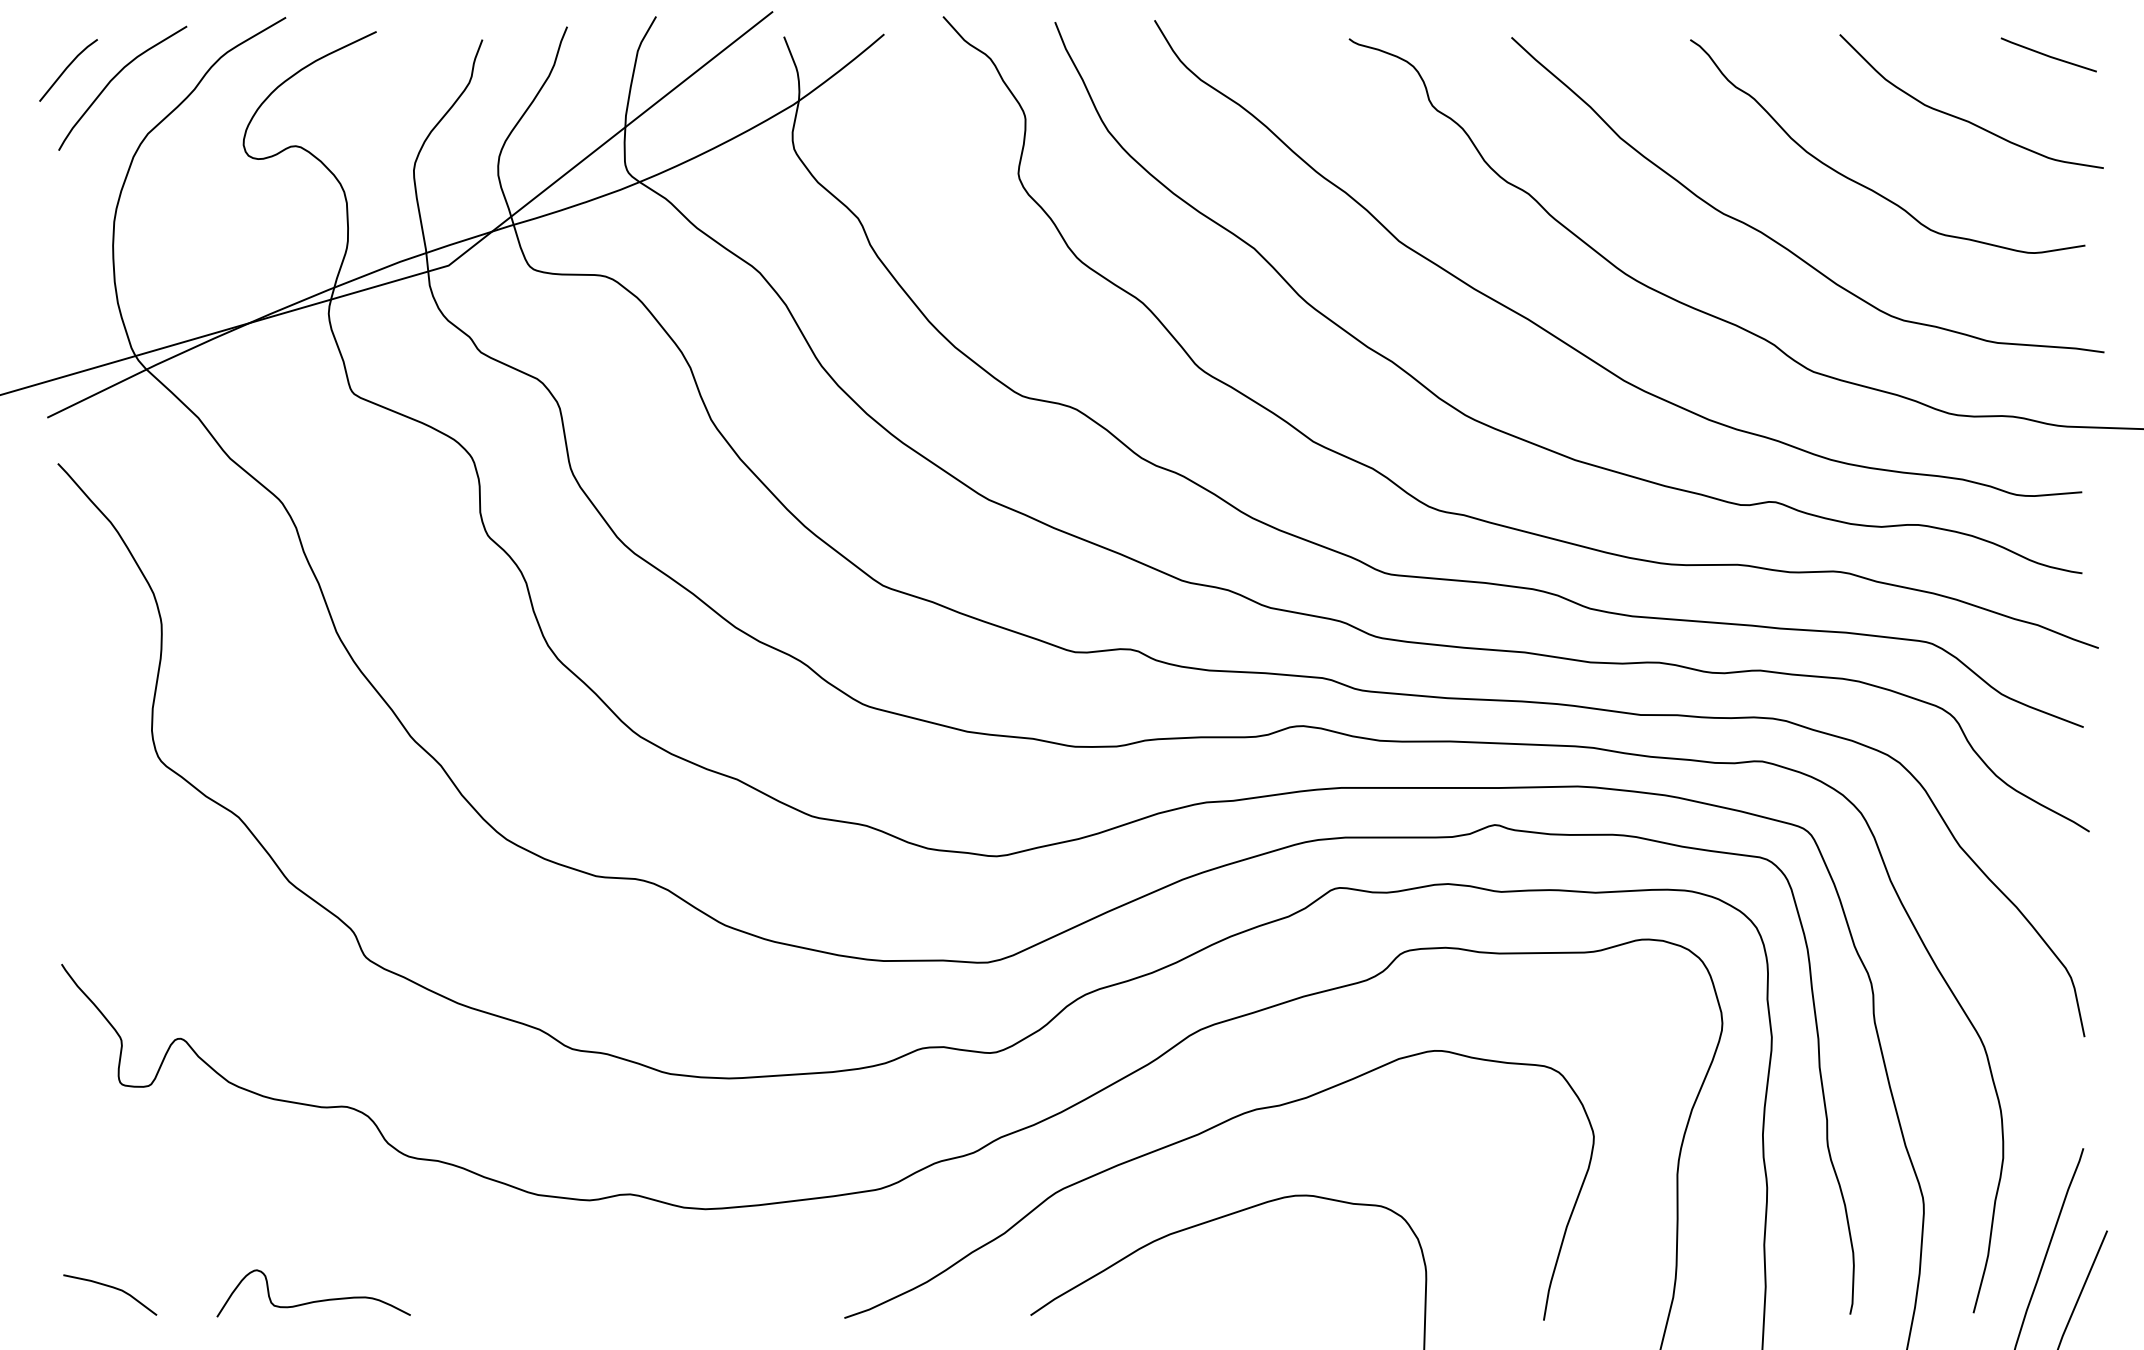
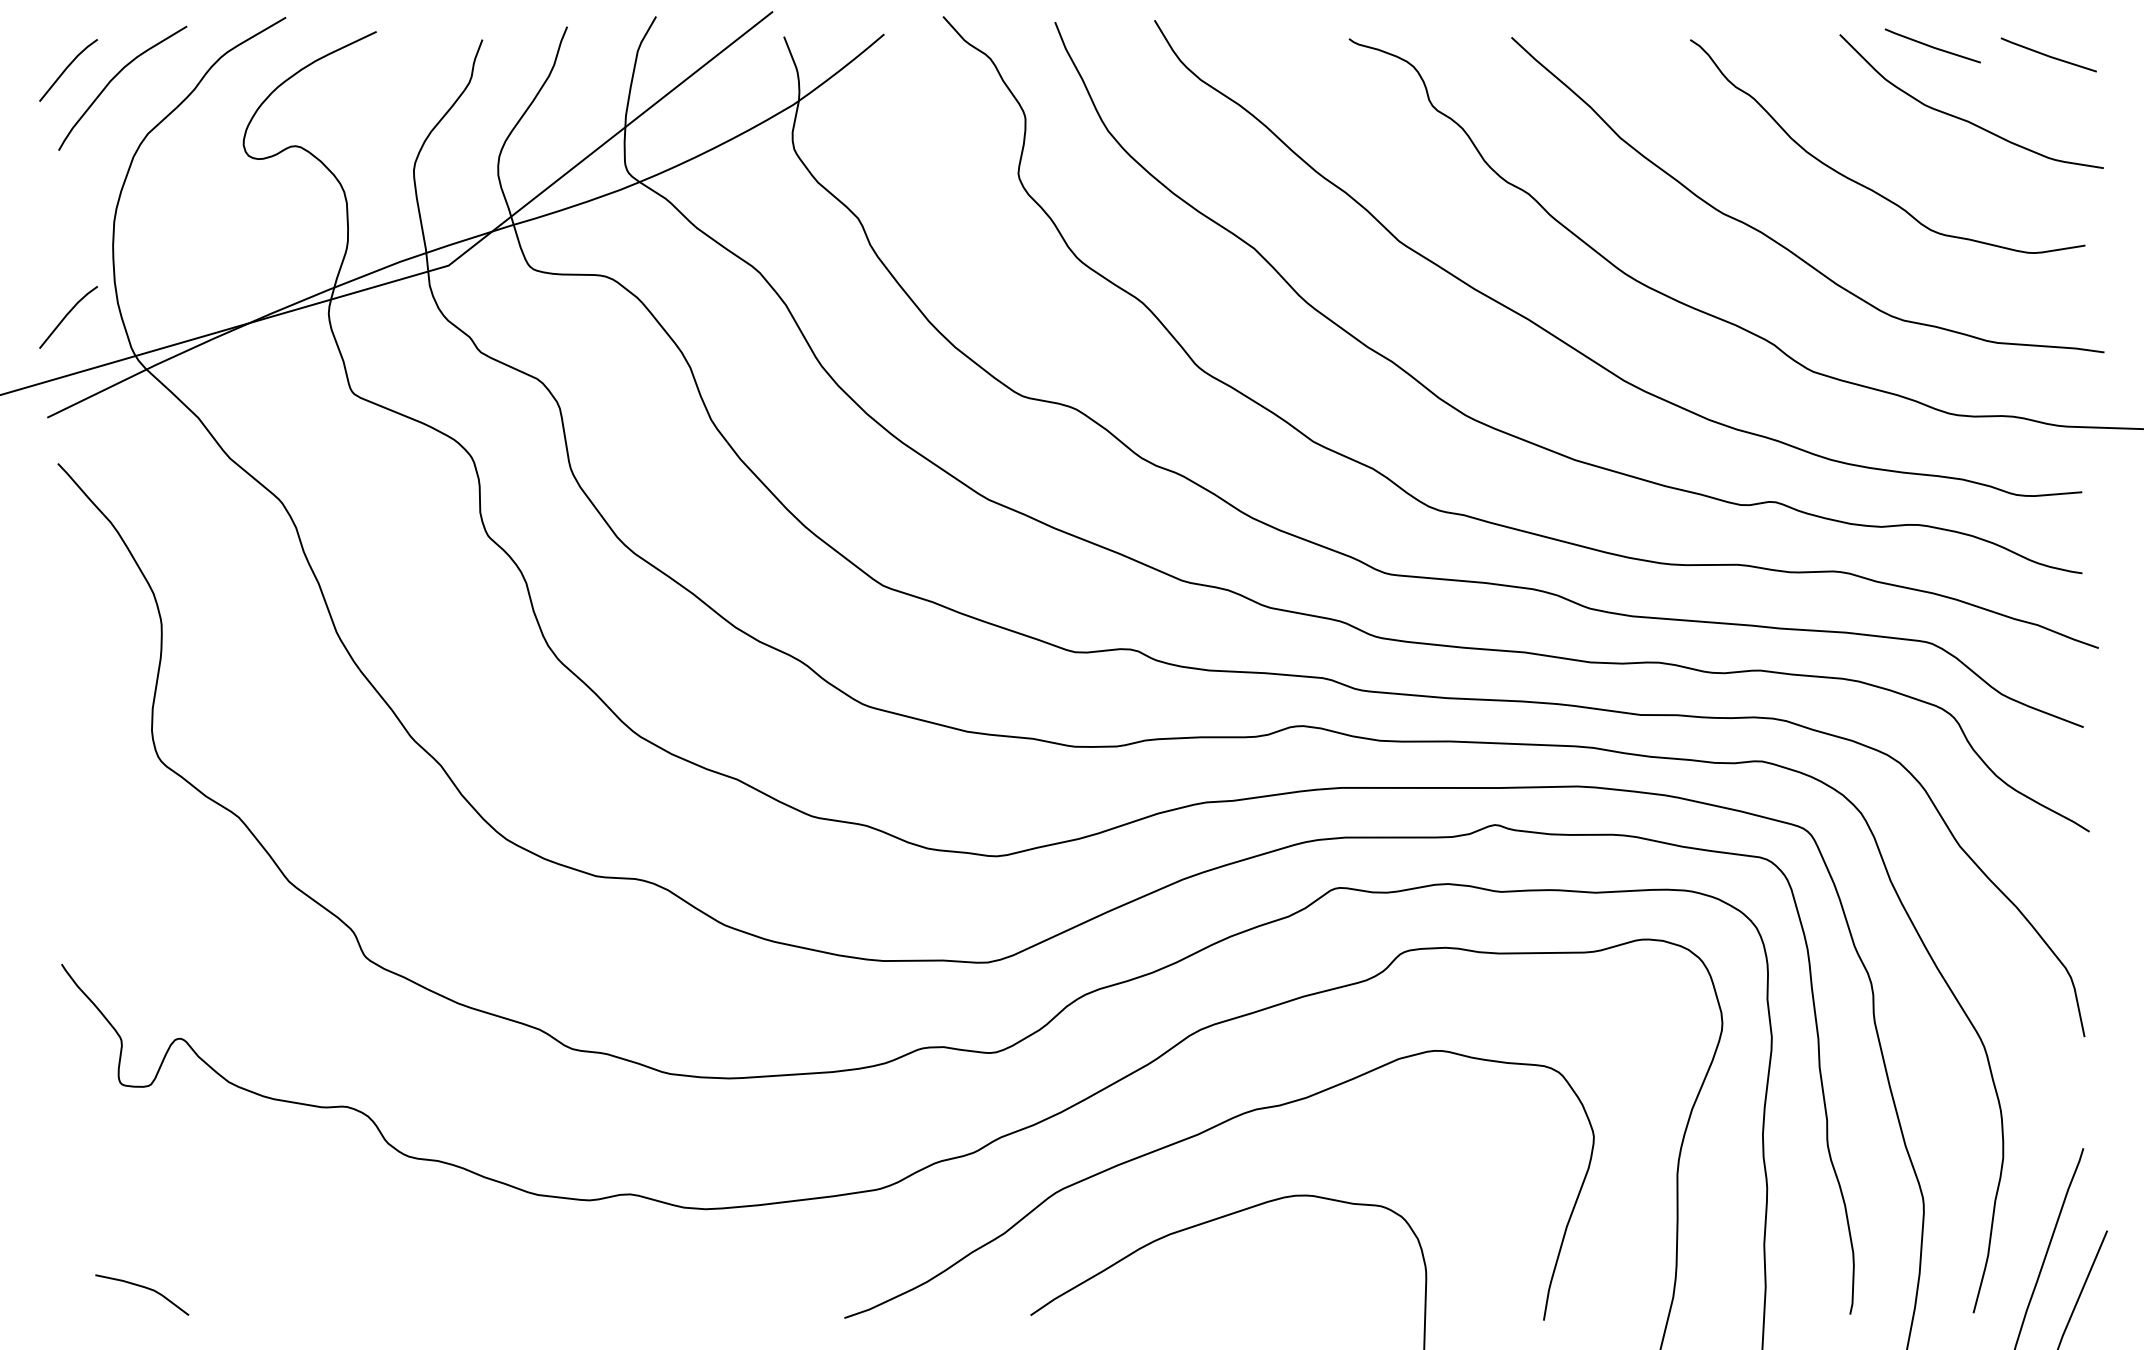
line: none -> present (1931, 45)
line: none -> present (67, 315)
curve position: (112, 1288) -> (144, 1288) (144, 1288)
curve: present -> none (315, 1300)
